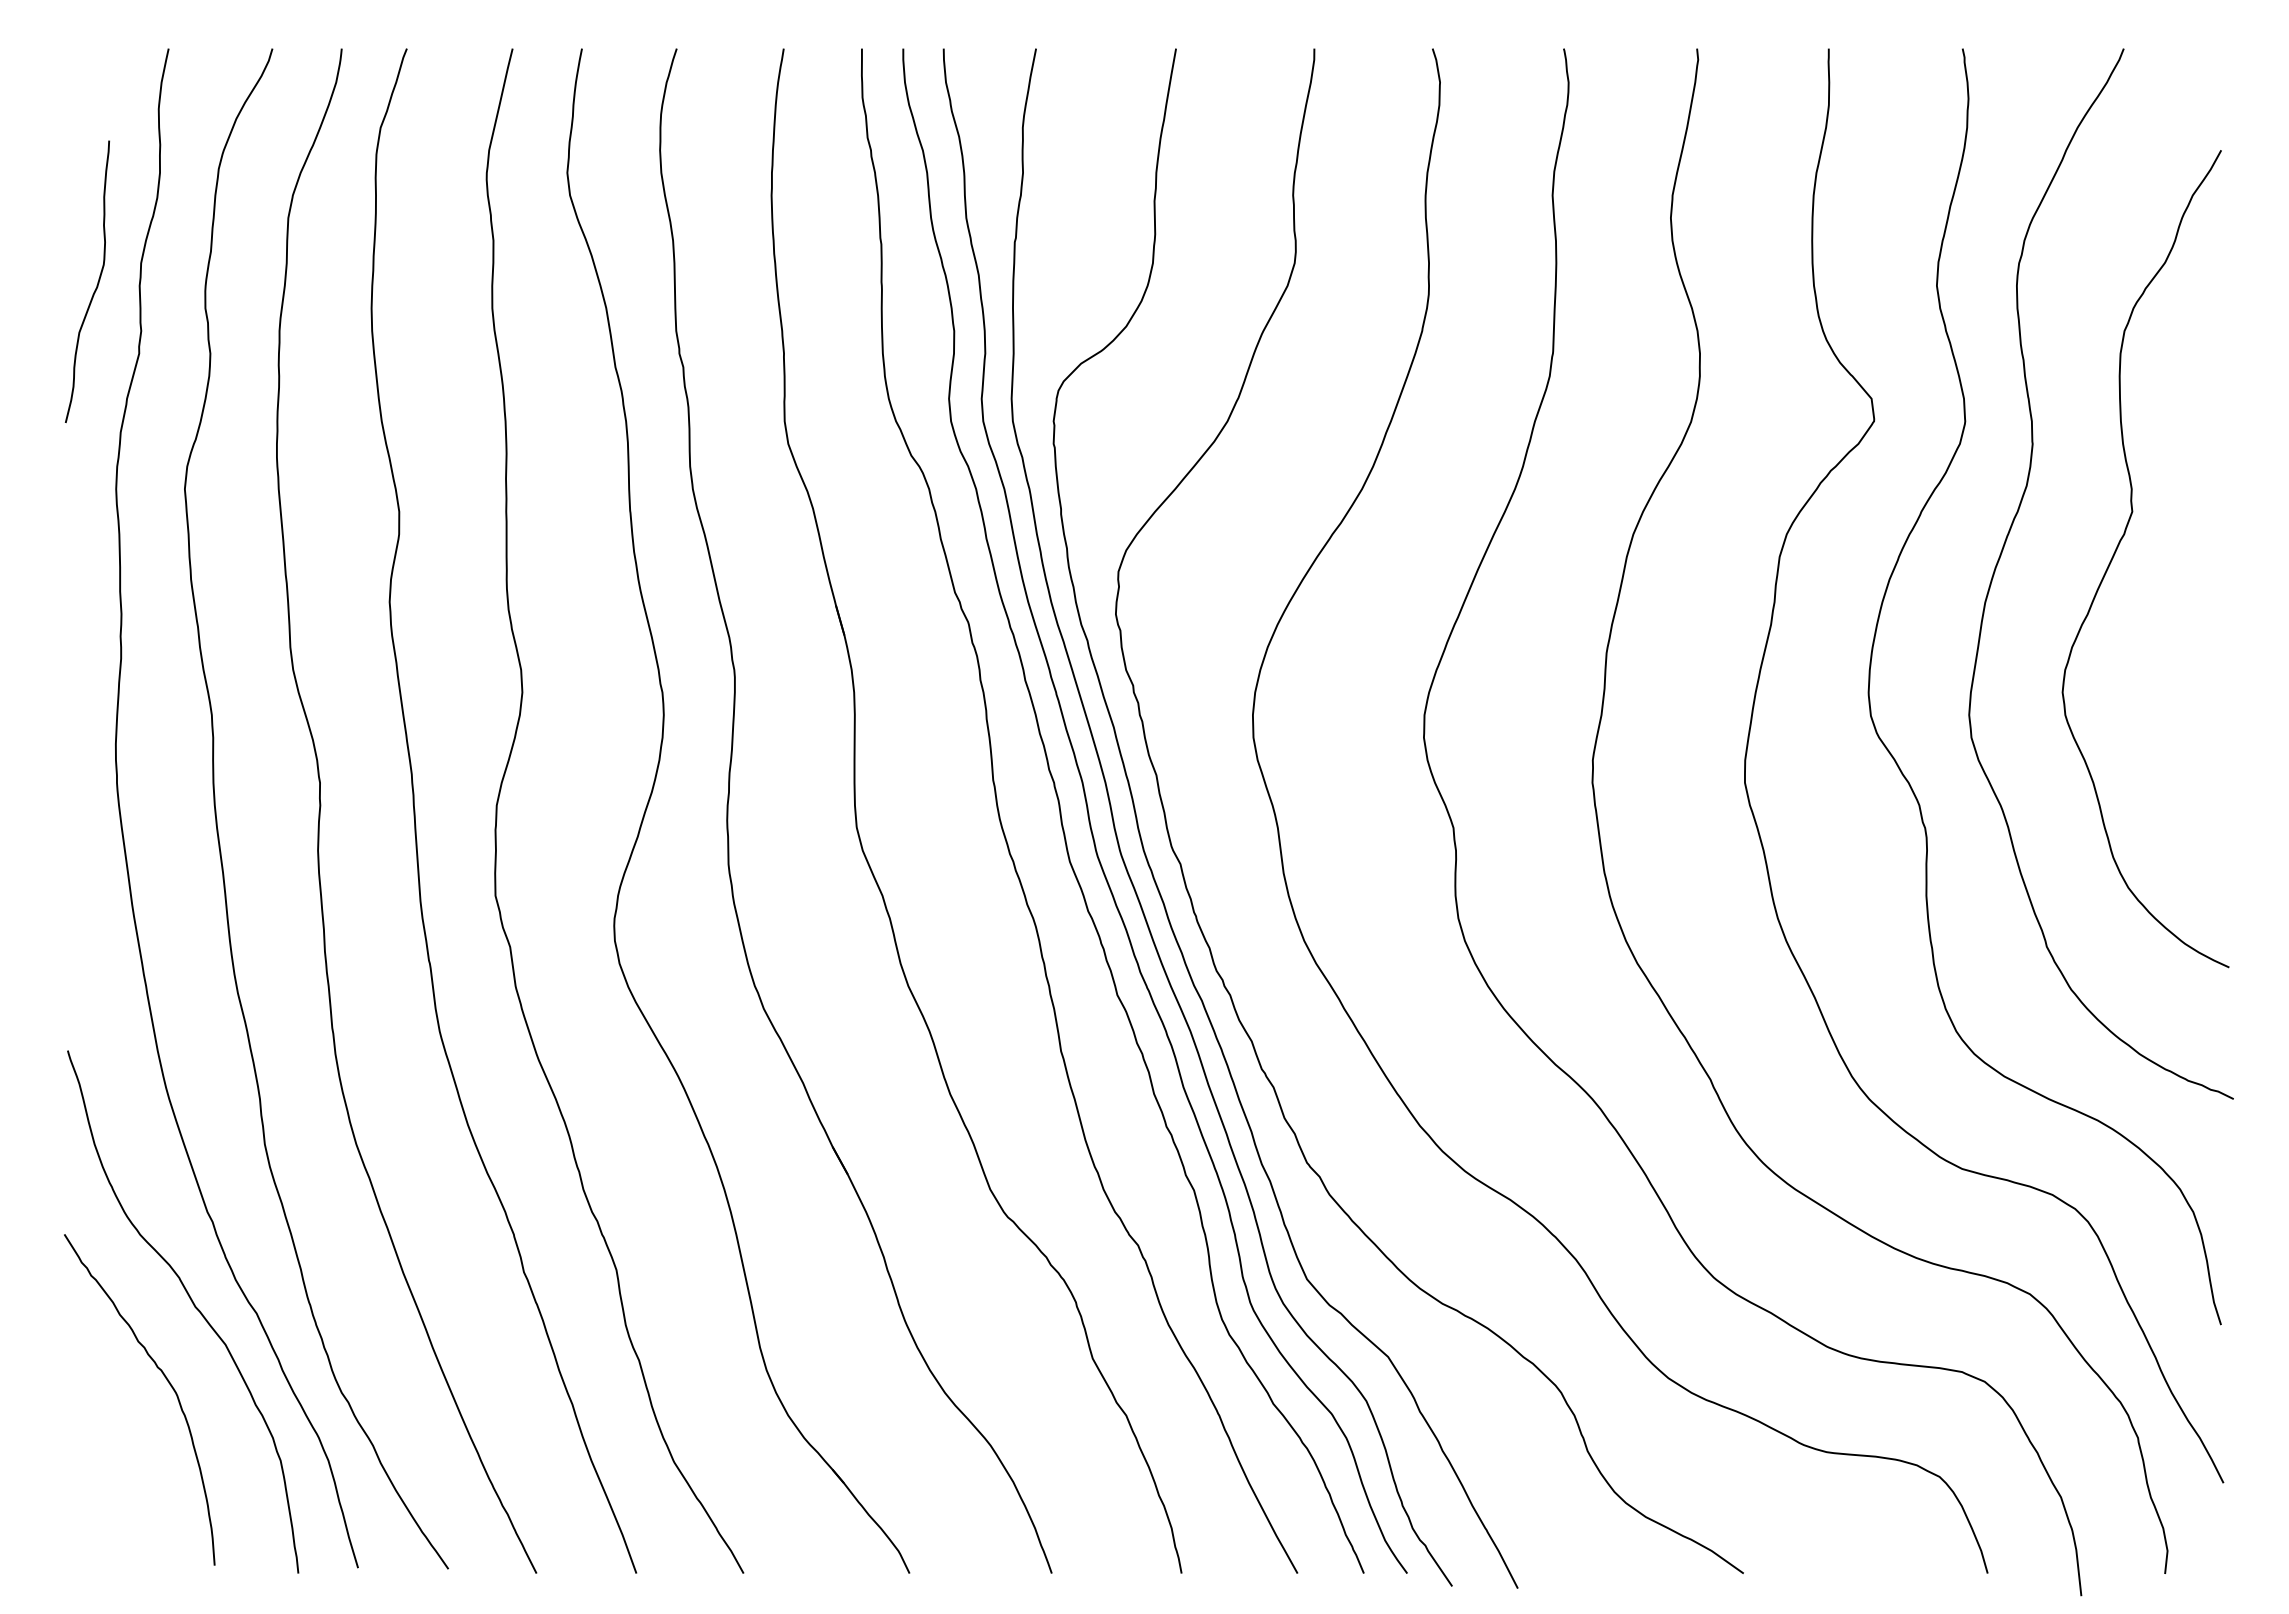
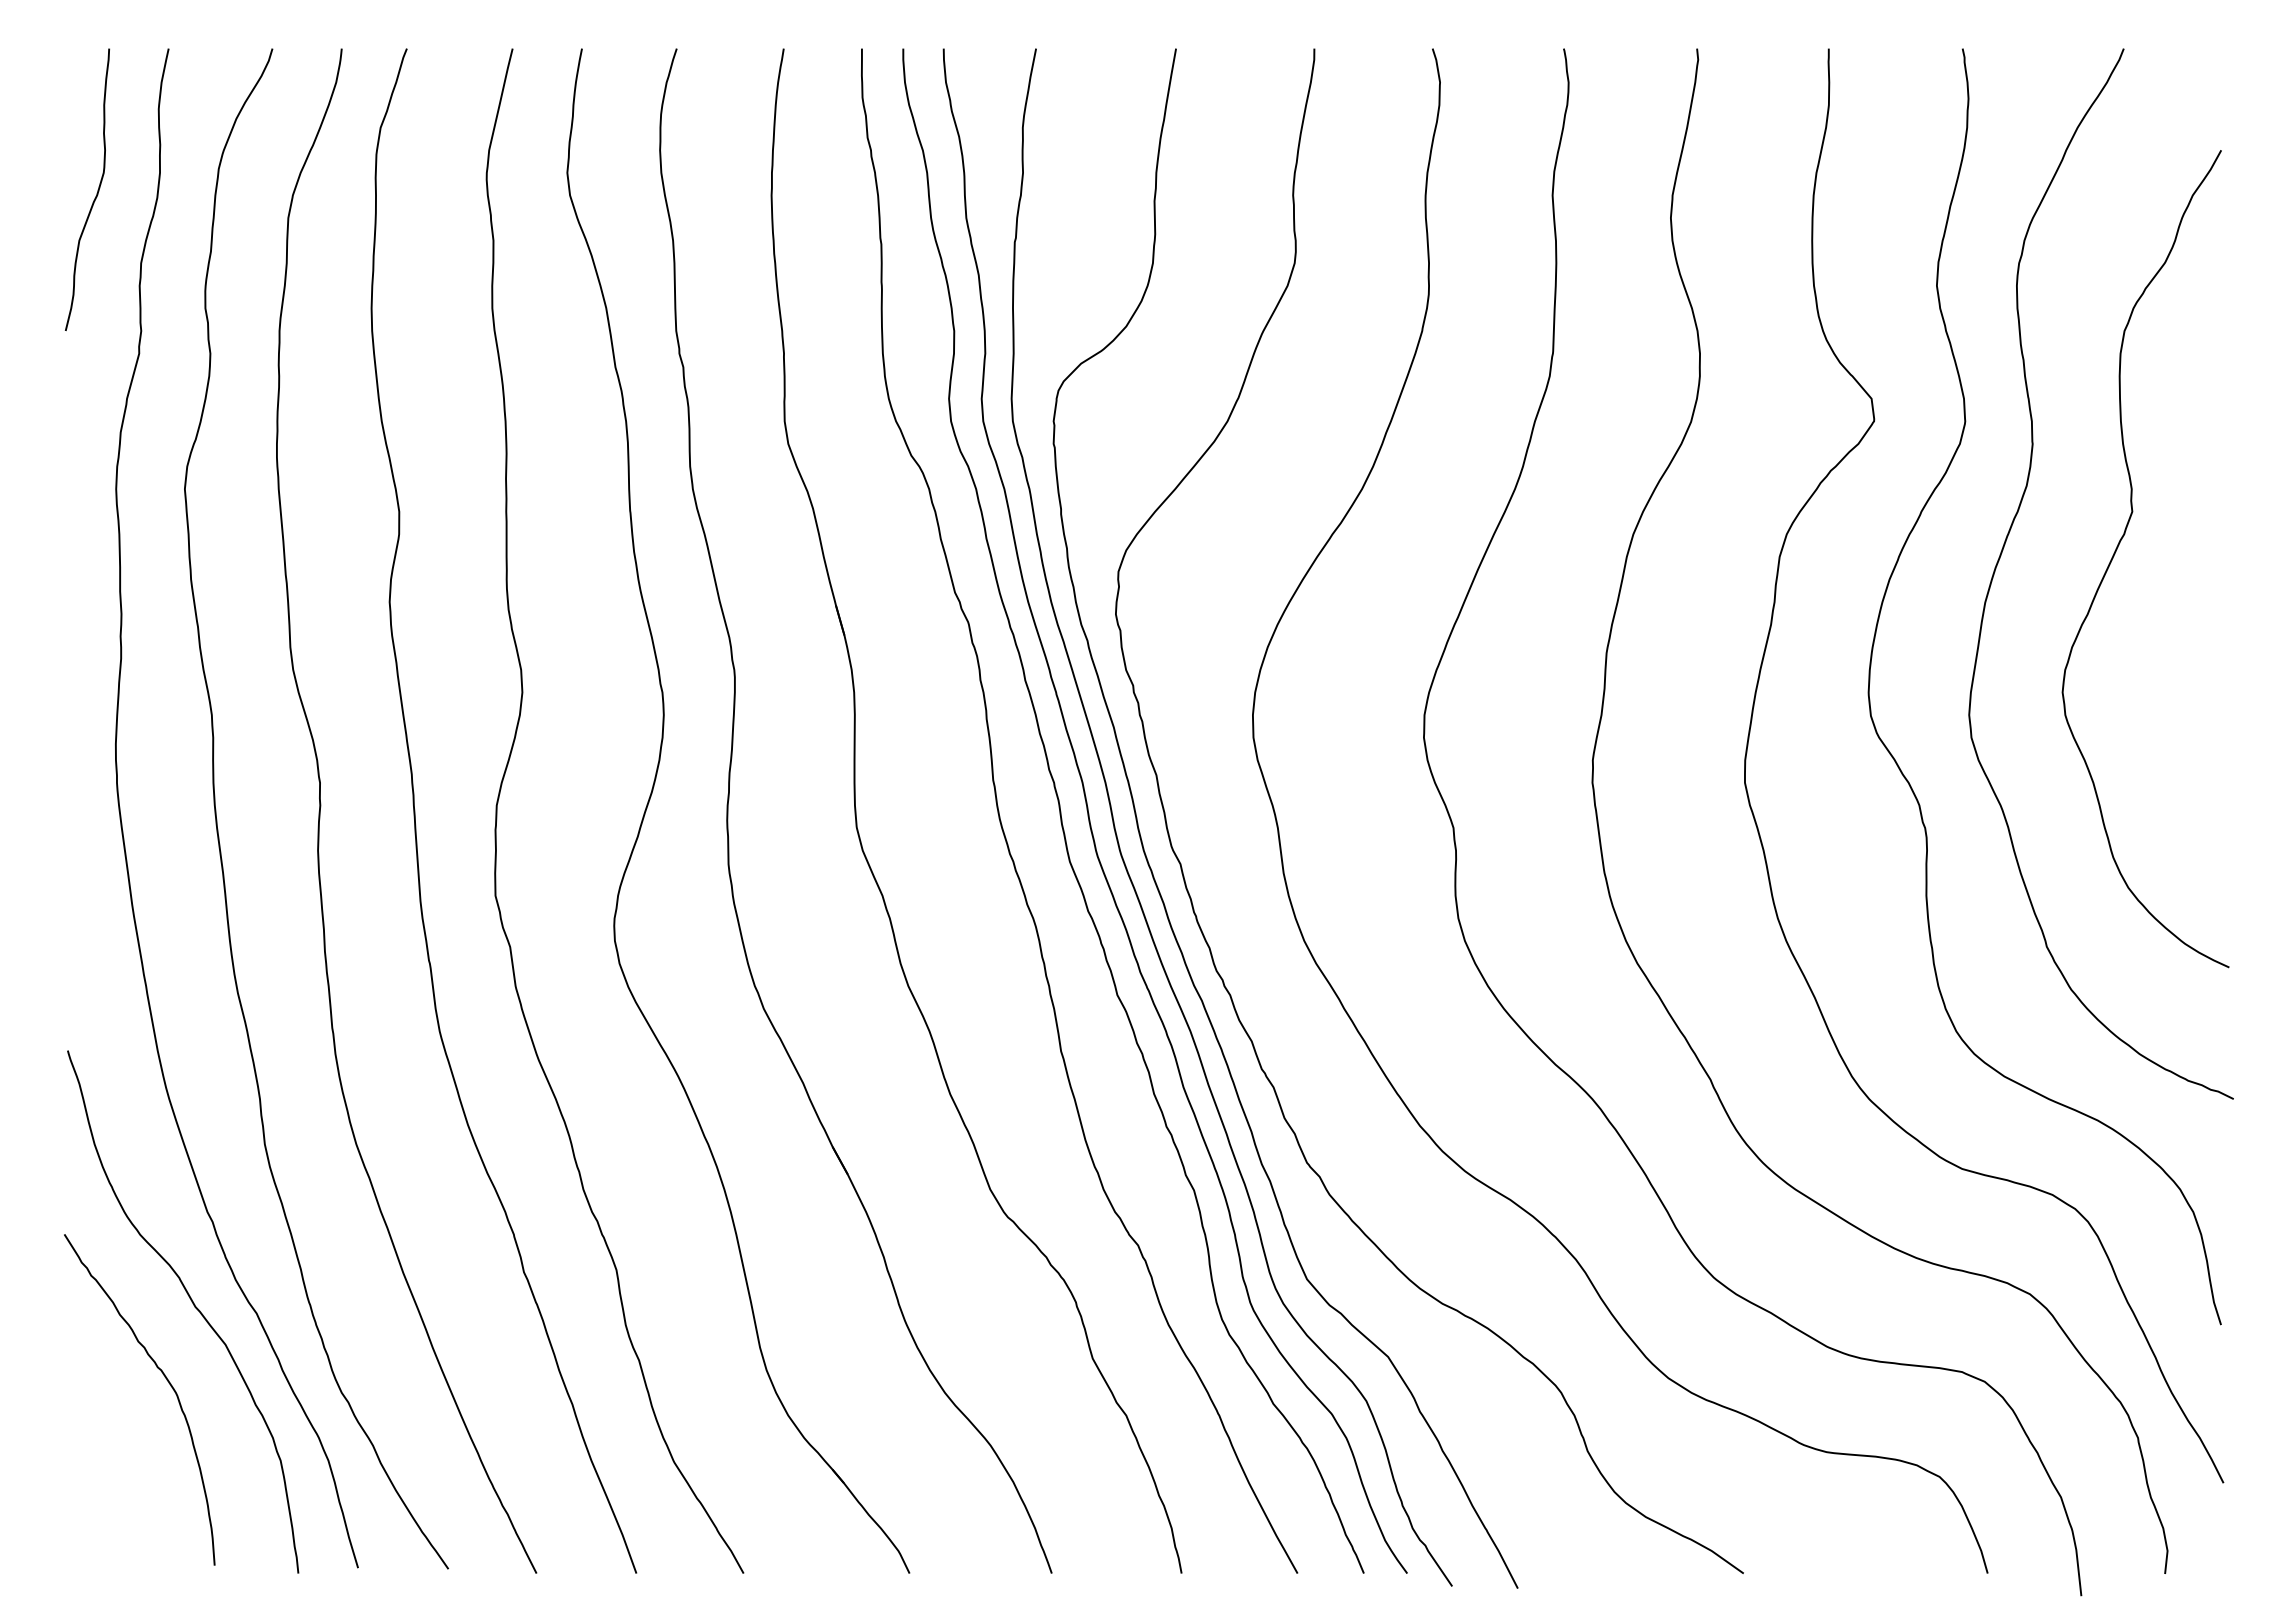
curve position: (96, 285) -> (96, 193) (96, 193)
